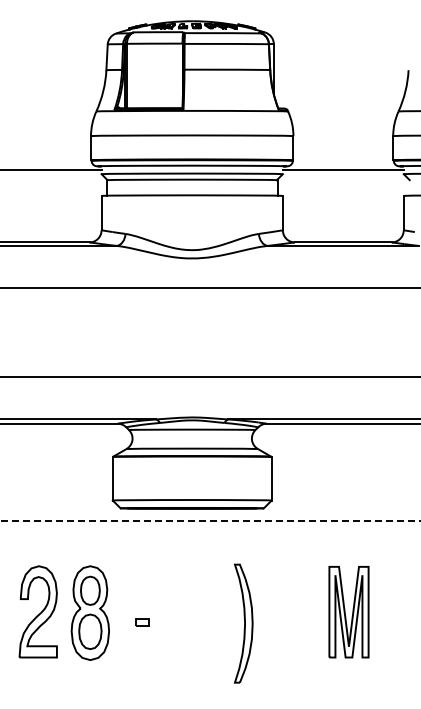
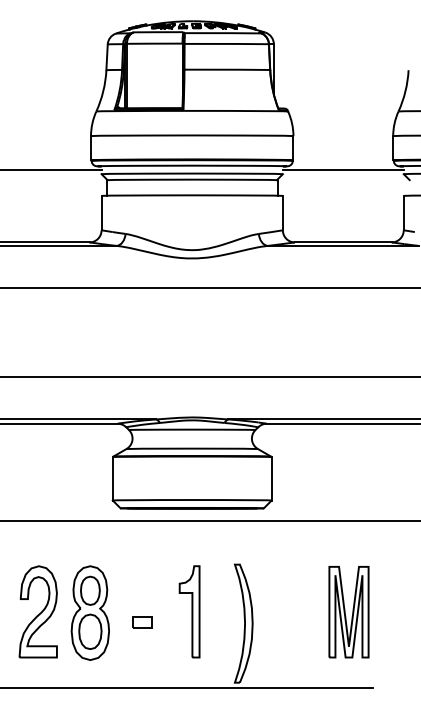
line: dashed -> solid (211, 520)
part: none -> present (189, 611)
part size: 15x9 px -> 21x13 px (142, 622)
line: none -> present (187, 687)
